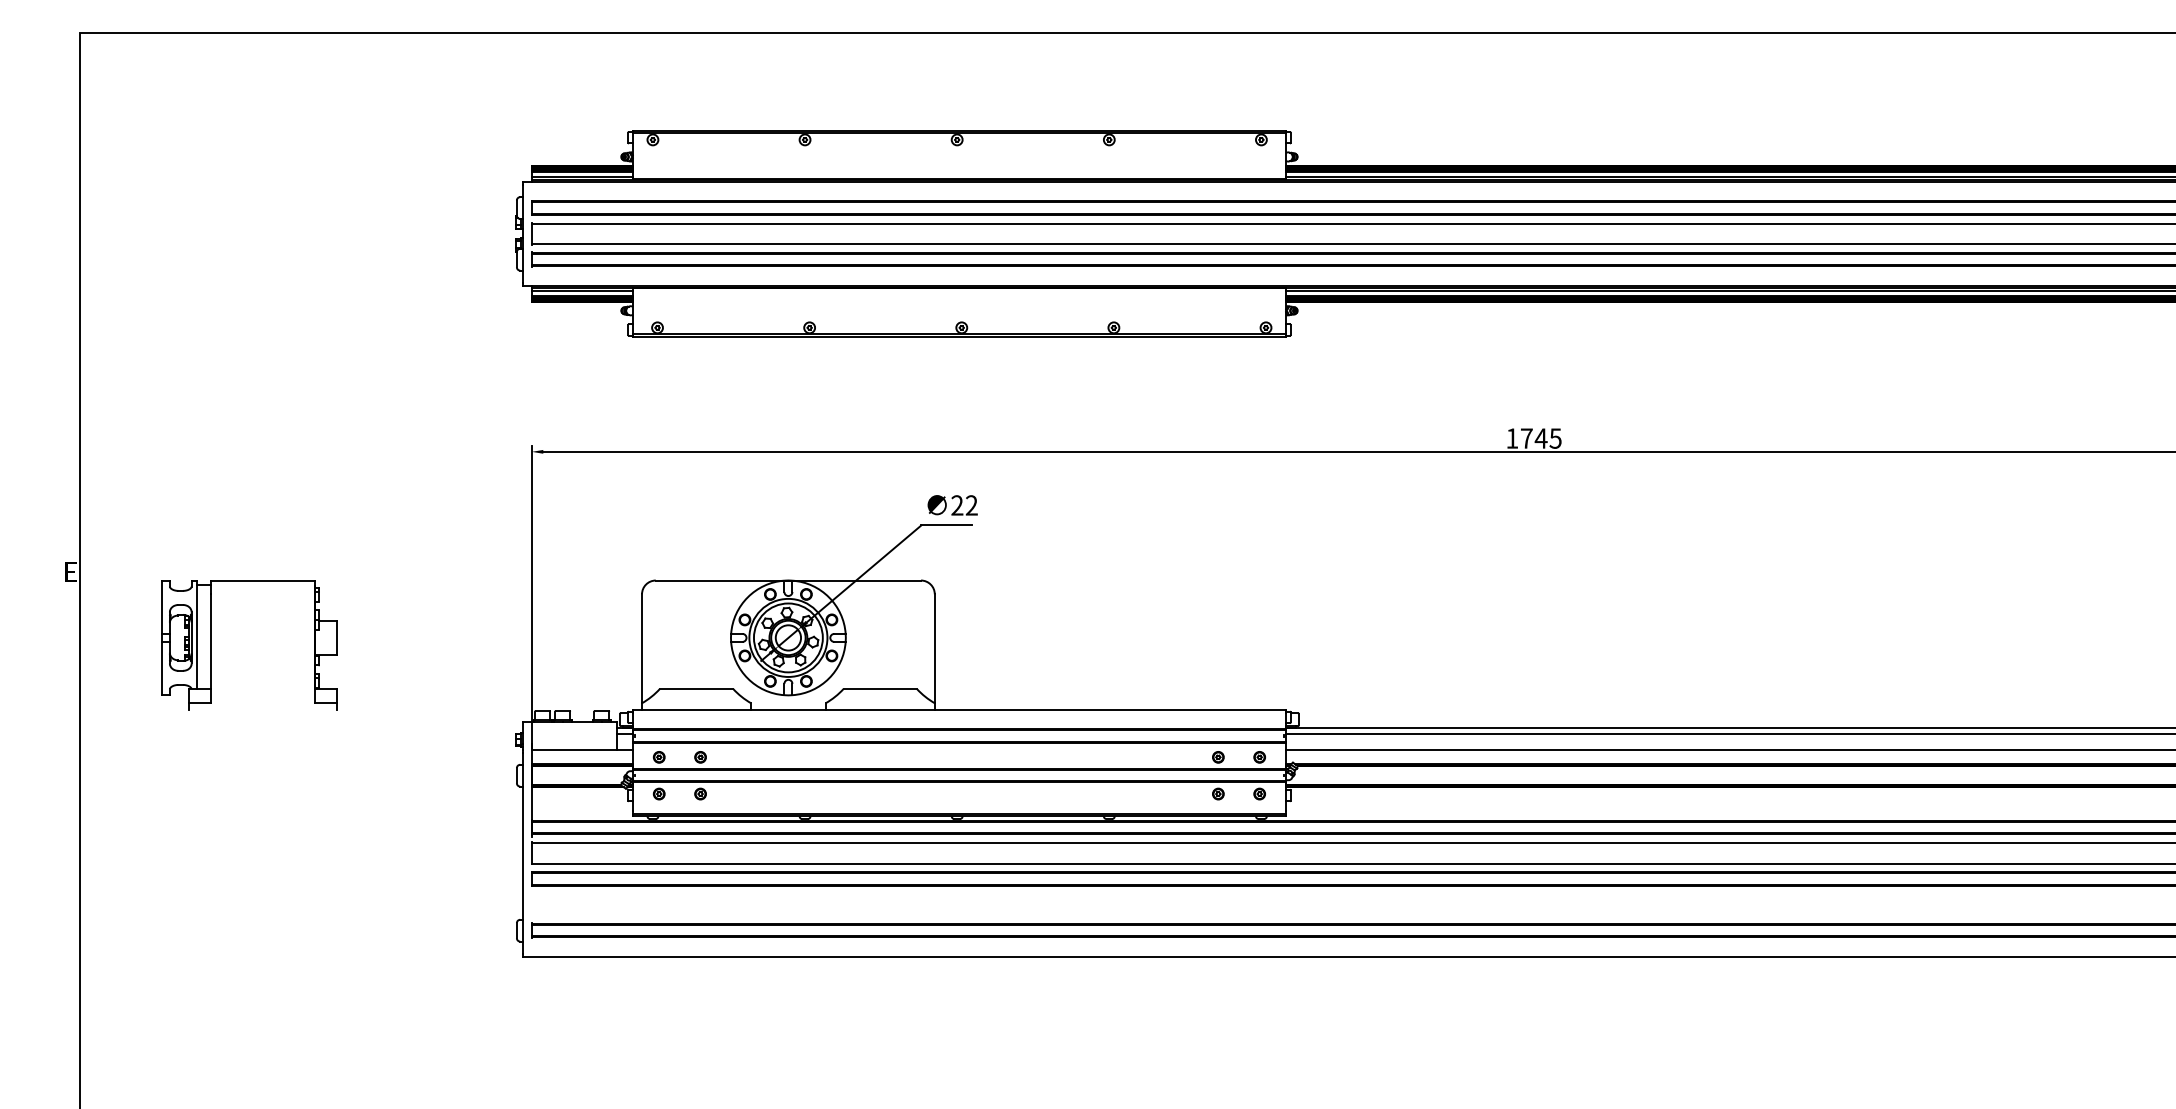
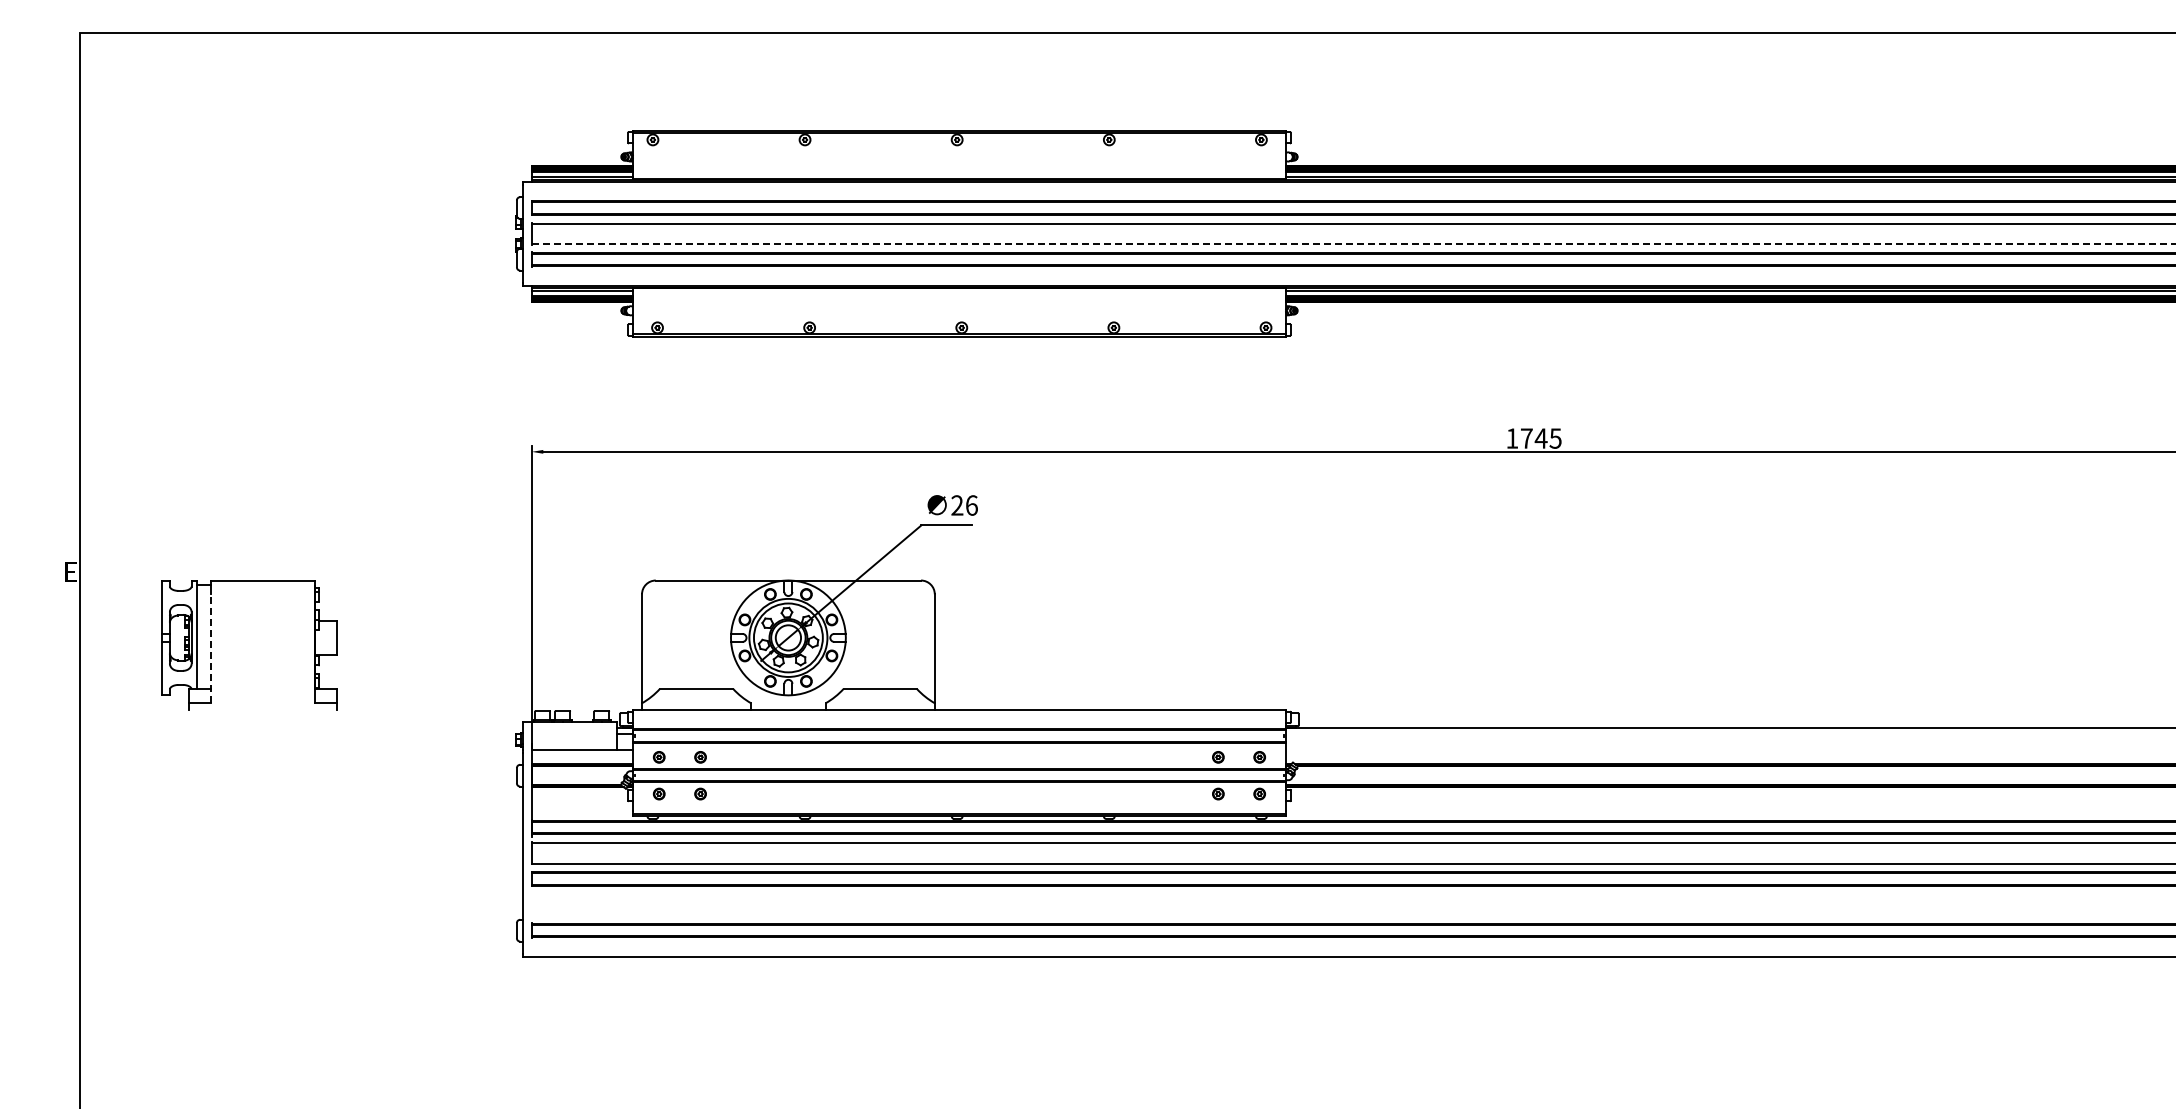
line: solid -> dashed (1353, 244)
text: 22 -> 26 (971, 505)
line: solid -> dashed (211, 648)
line: present -> none (1729, 734)
line: present -> none (1729, 749)
